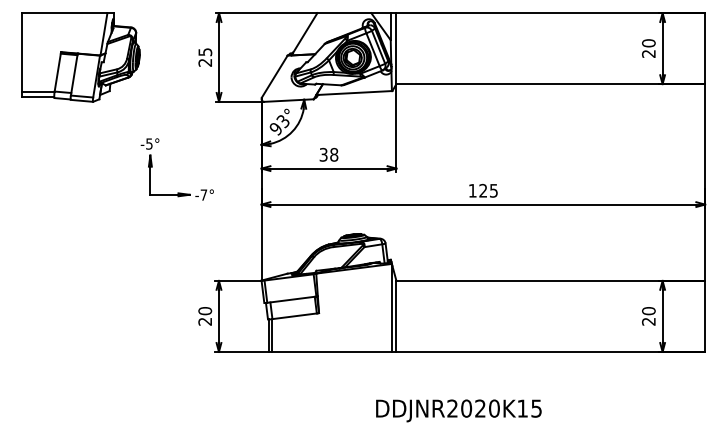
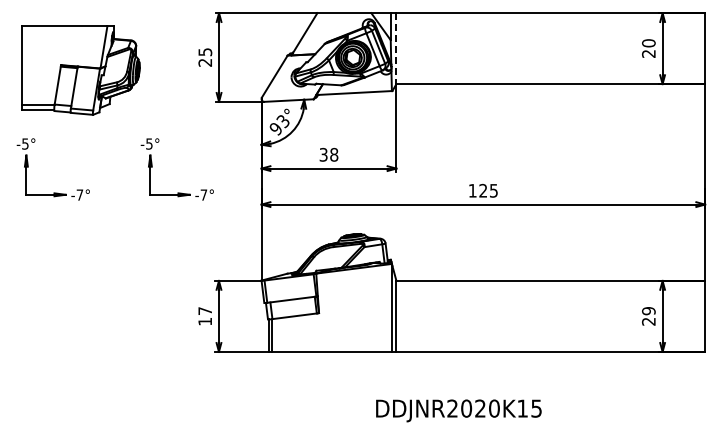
line: solid -> dashed (396, 49)
part position: (80, 57) -> (80, 70) (80, 70)
part: none -> present (53, 192)
text: 20 -> 29 (648, 311)
text: 20 -> 17 (205, 316)
